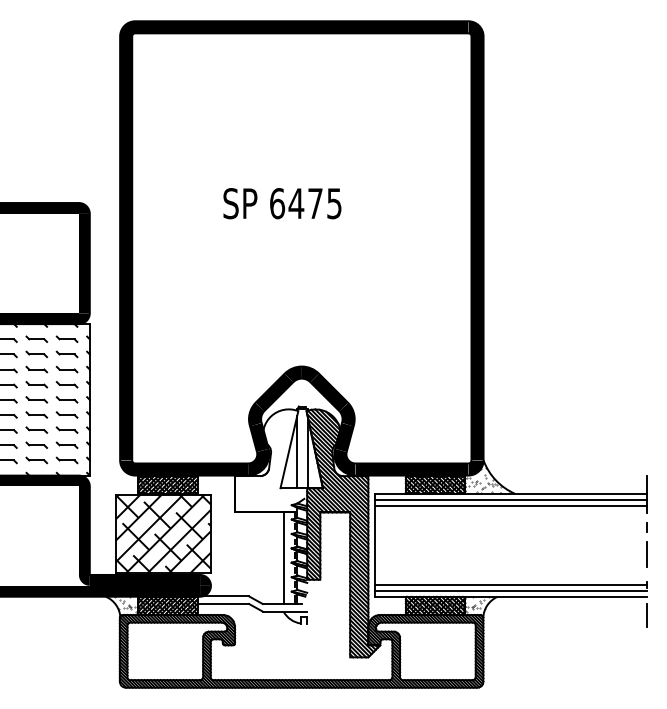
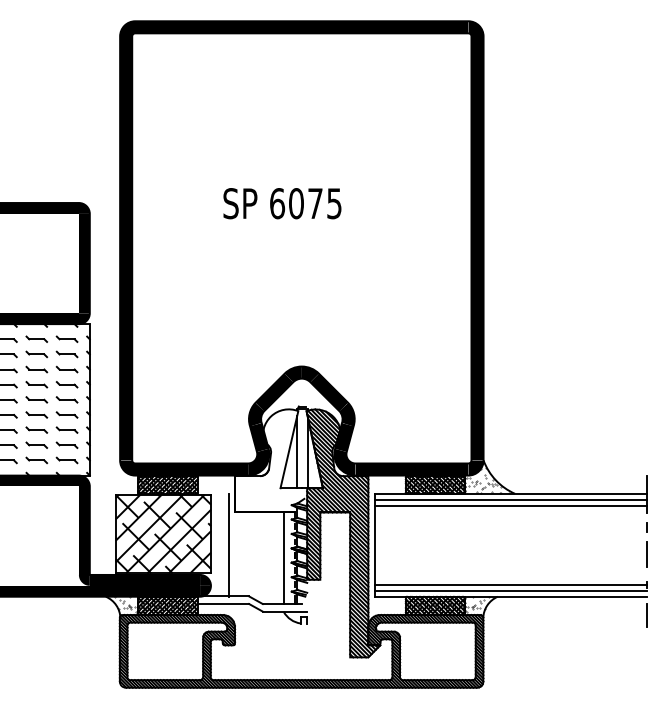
text: 6475 -> 6075 (296, 203)
line: none -> present (229, 544)
